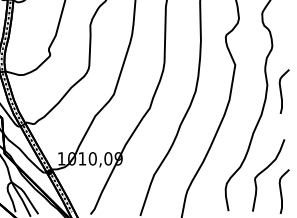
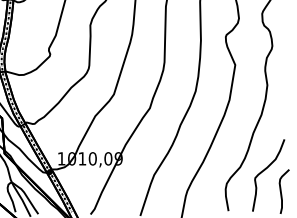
curve: present -> none (281, 91)
